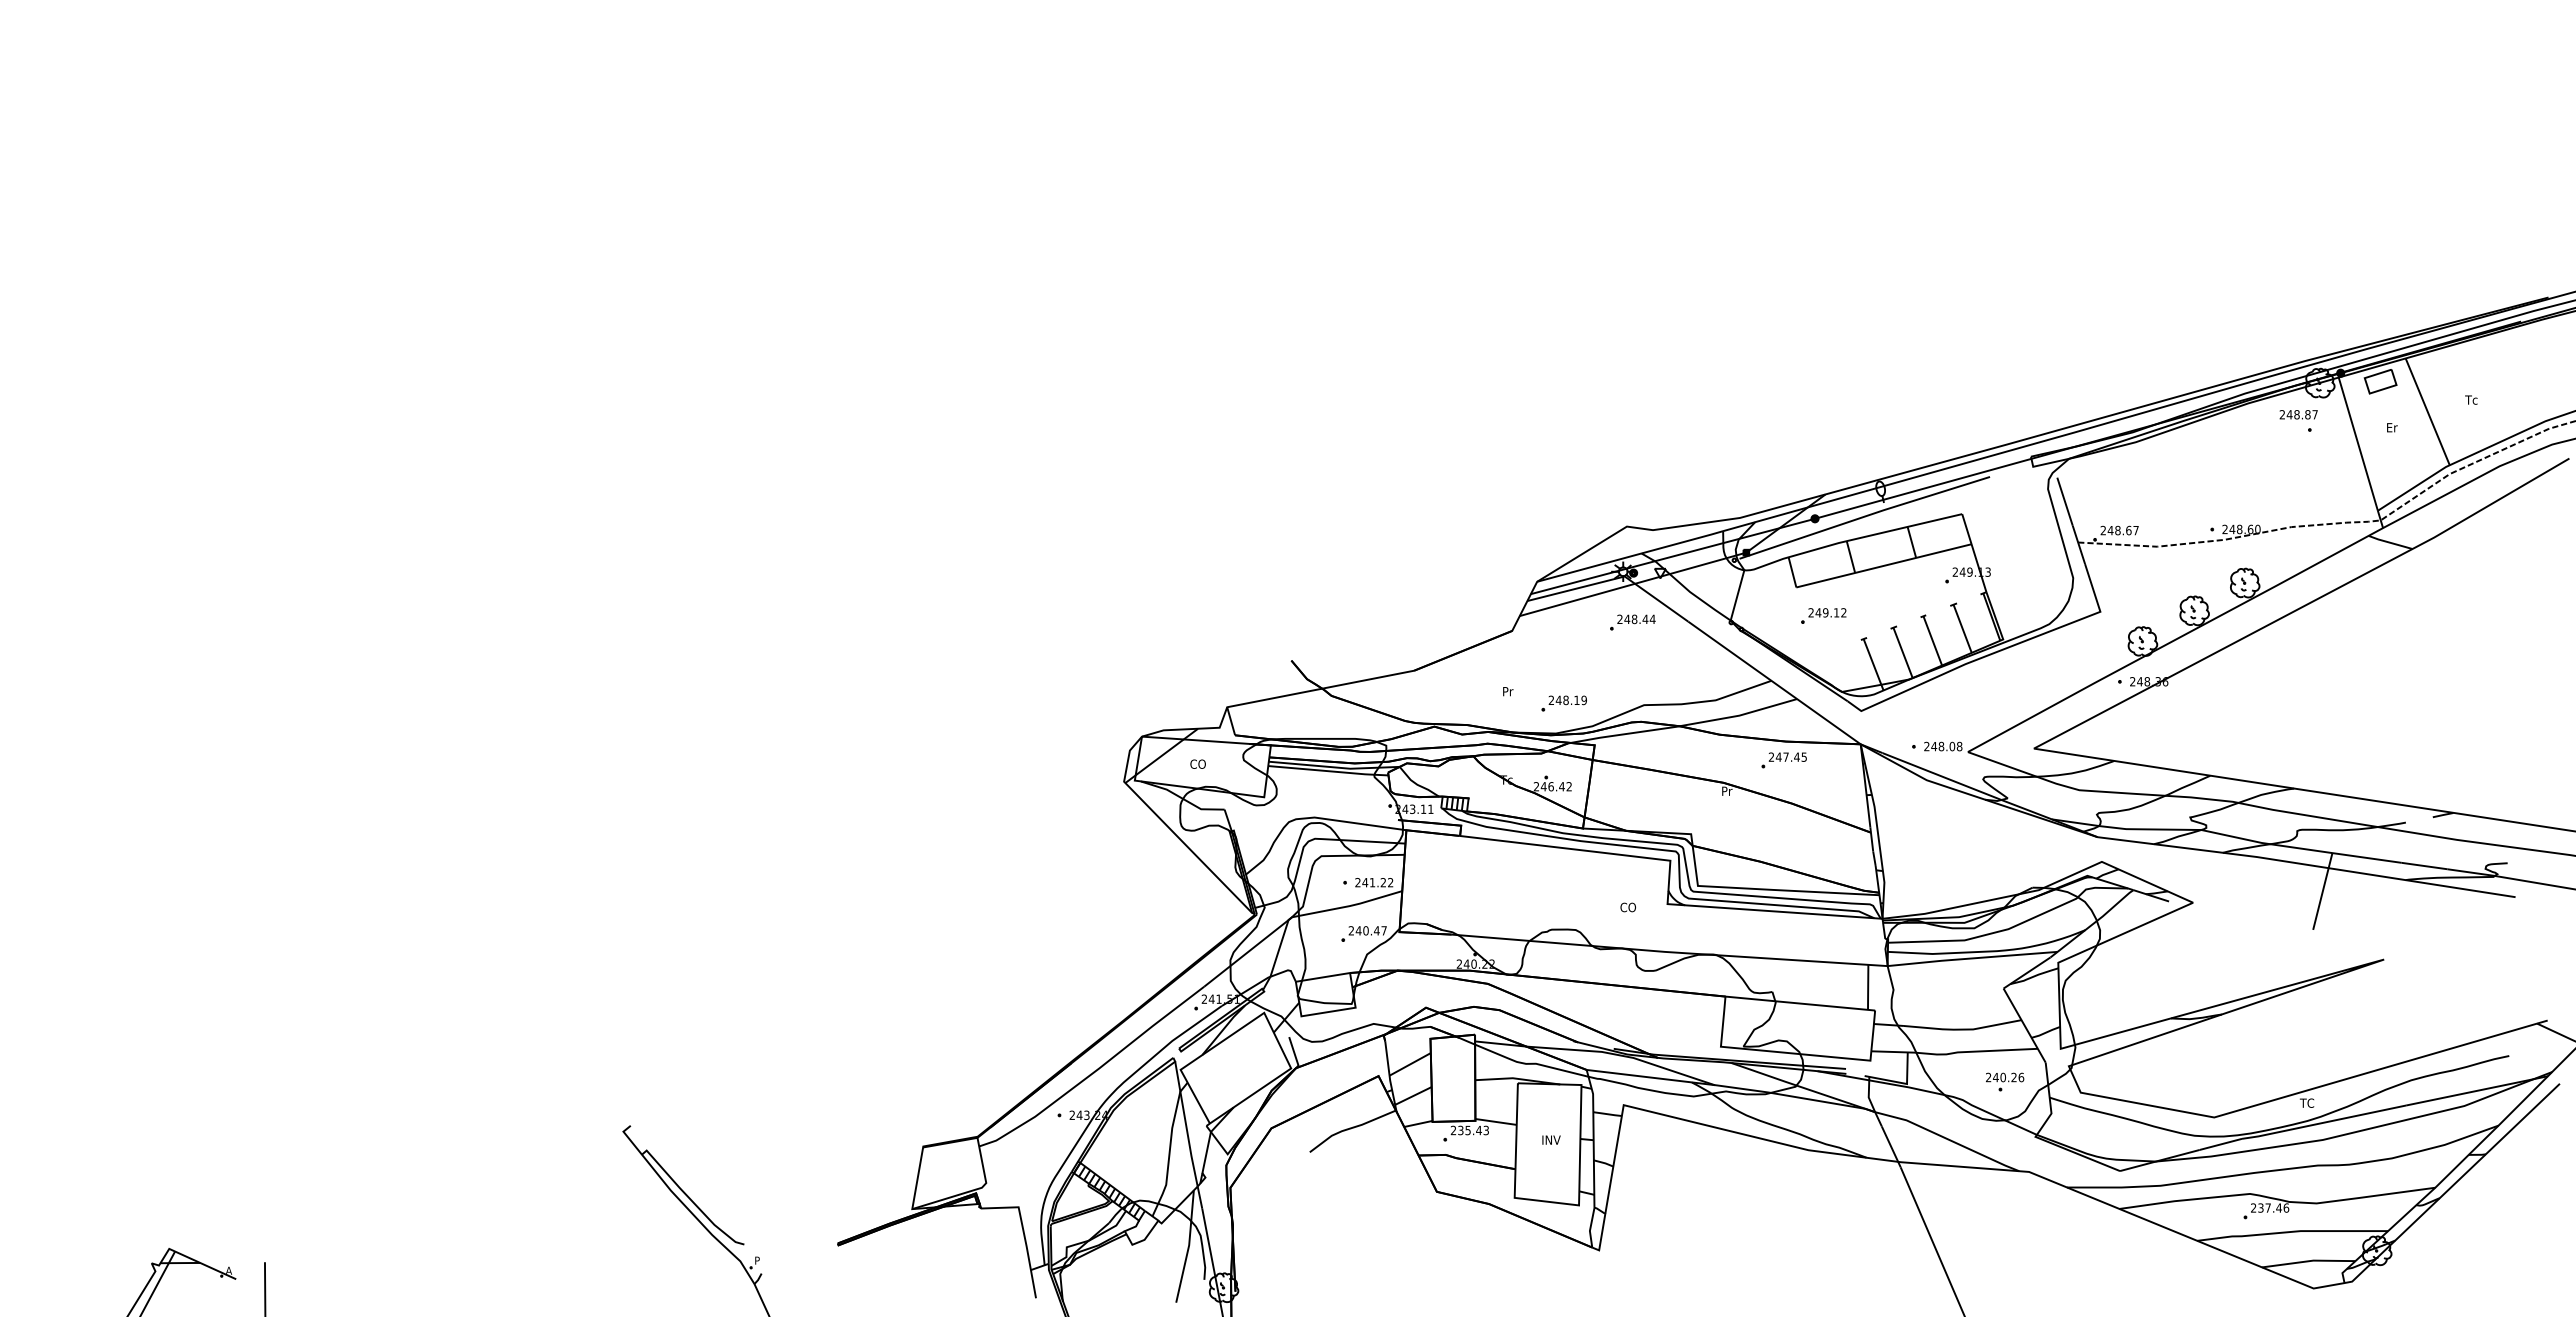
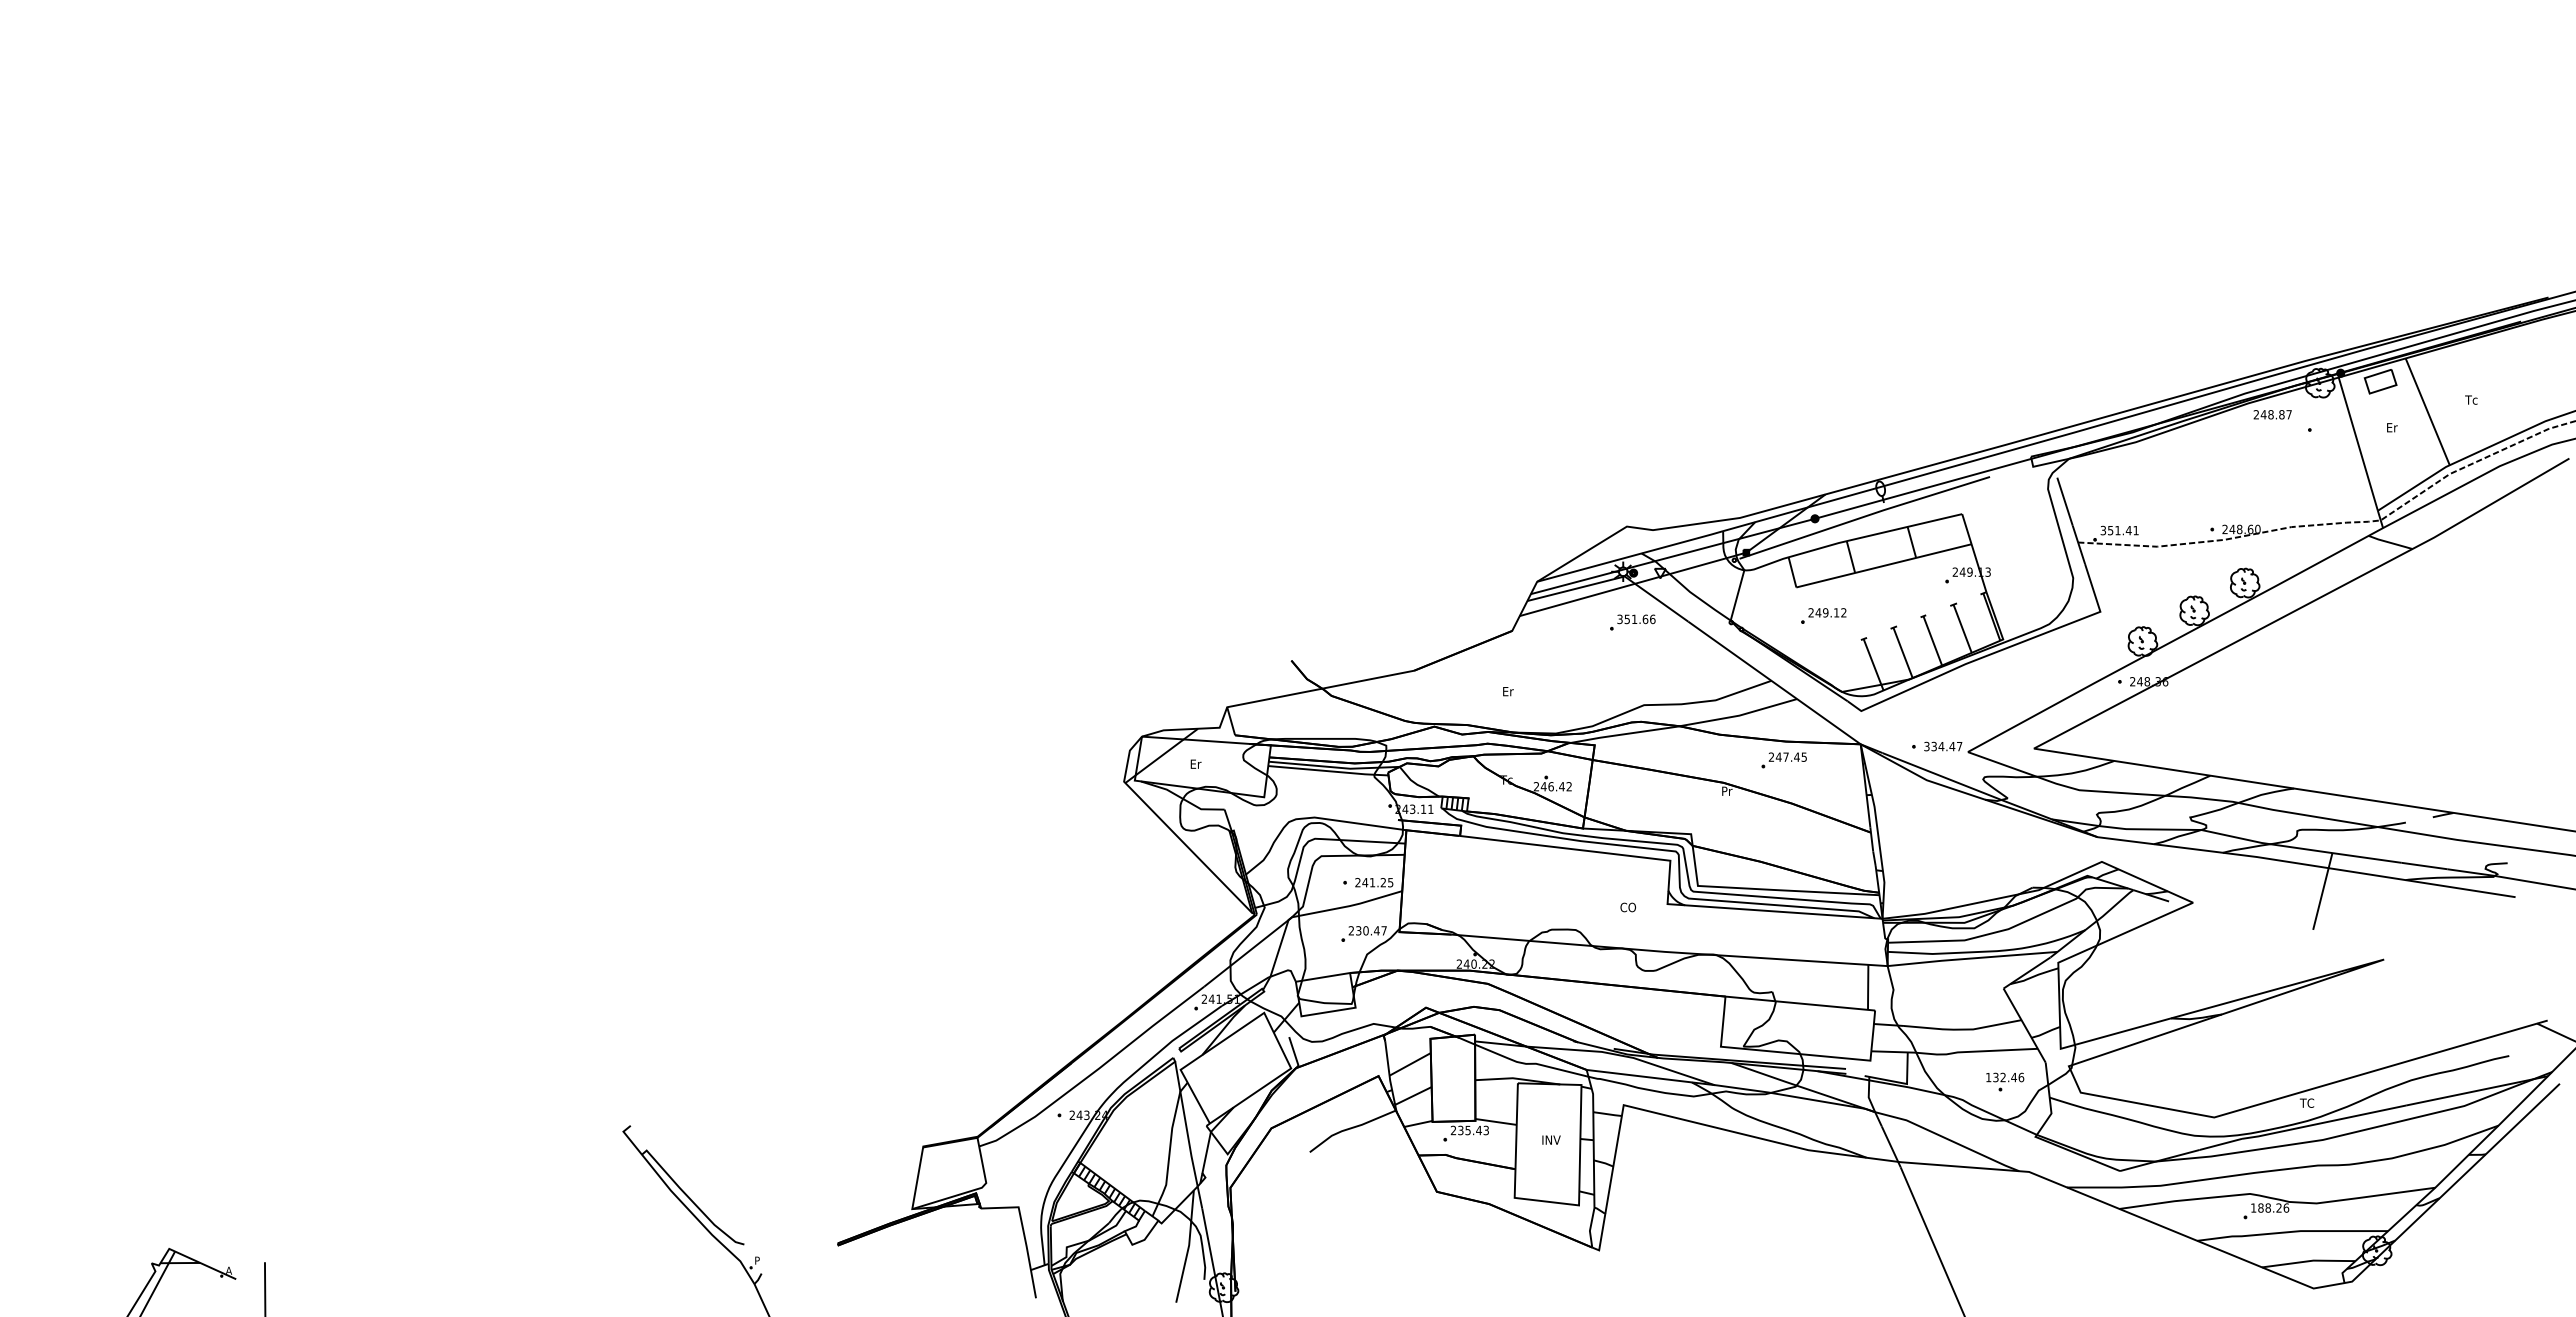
text position: (2298, 414) -> (2272, 414) (2272, 414)
text: 248.67 -> 351.41 (2119, 530)
text: 248.44 -> 351.66 (1636, 619)
text: Pr -> Er (1508, 691)
part: present -> none (1563, 703)
text: 248.08 -> 334.47 (1943, 746)
text: CO -> Er (1197, 763)
text: 241.22 -> 241.25 (1390, 882)
text: 240.47 -> 230.47 (1358, 930)
text: 240.26 -> 132.46 (2001, 1077)
text: 237.46 -> 188.26 (2266, 1207)
